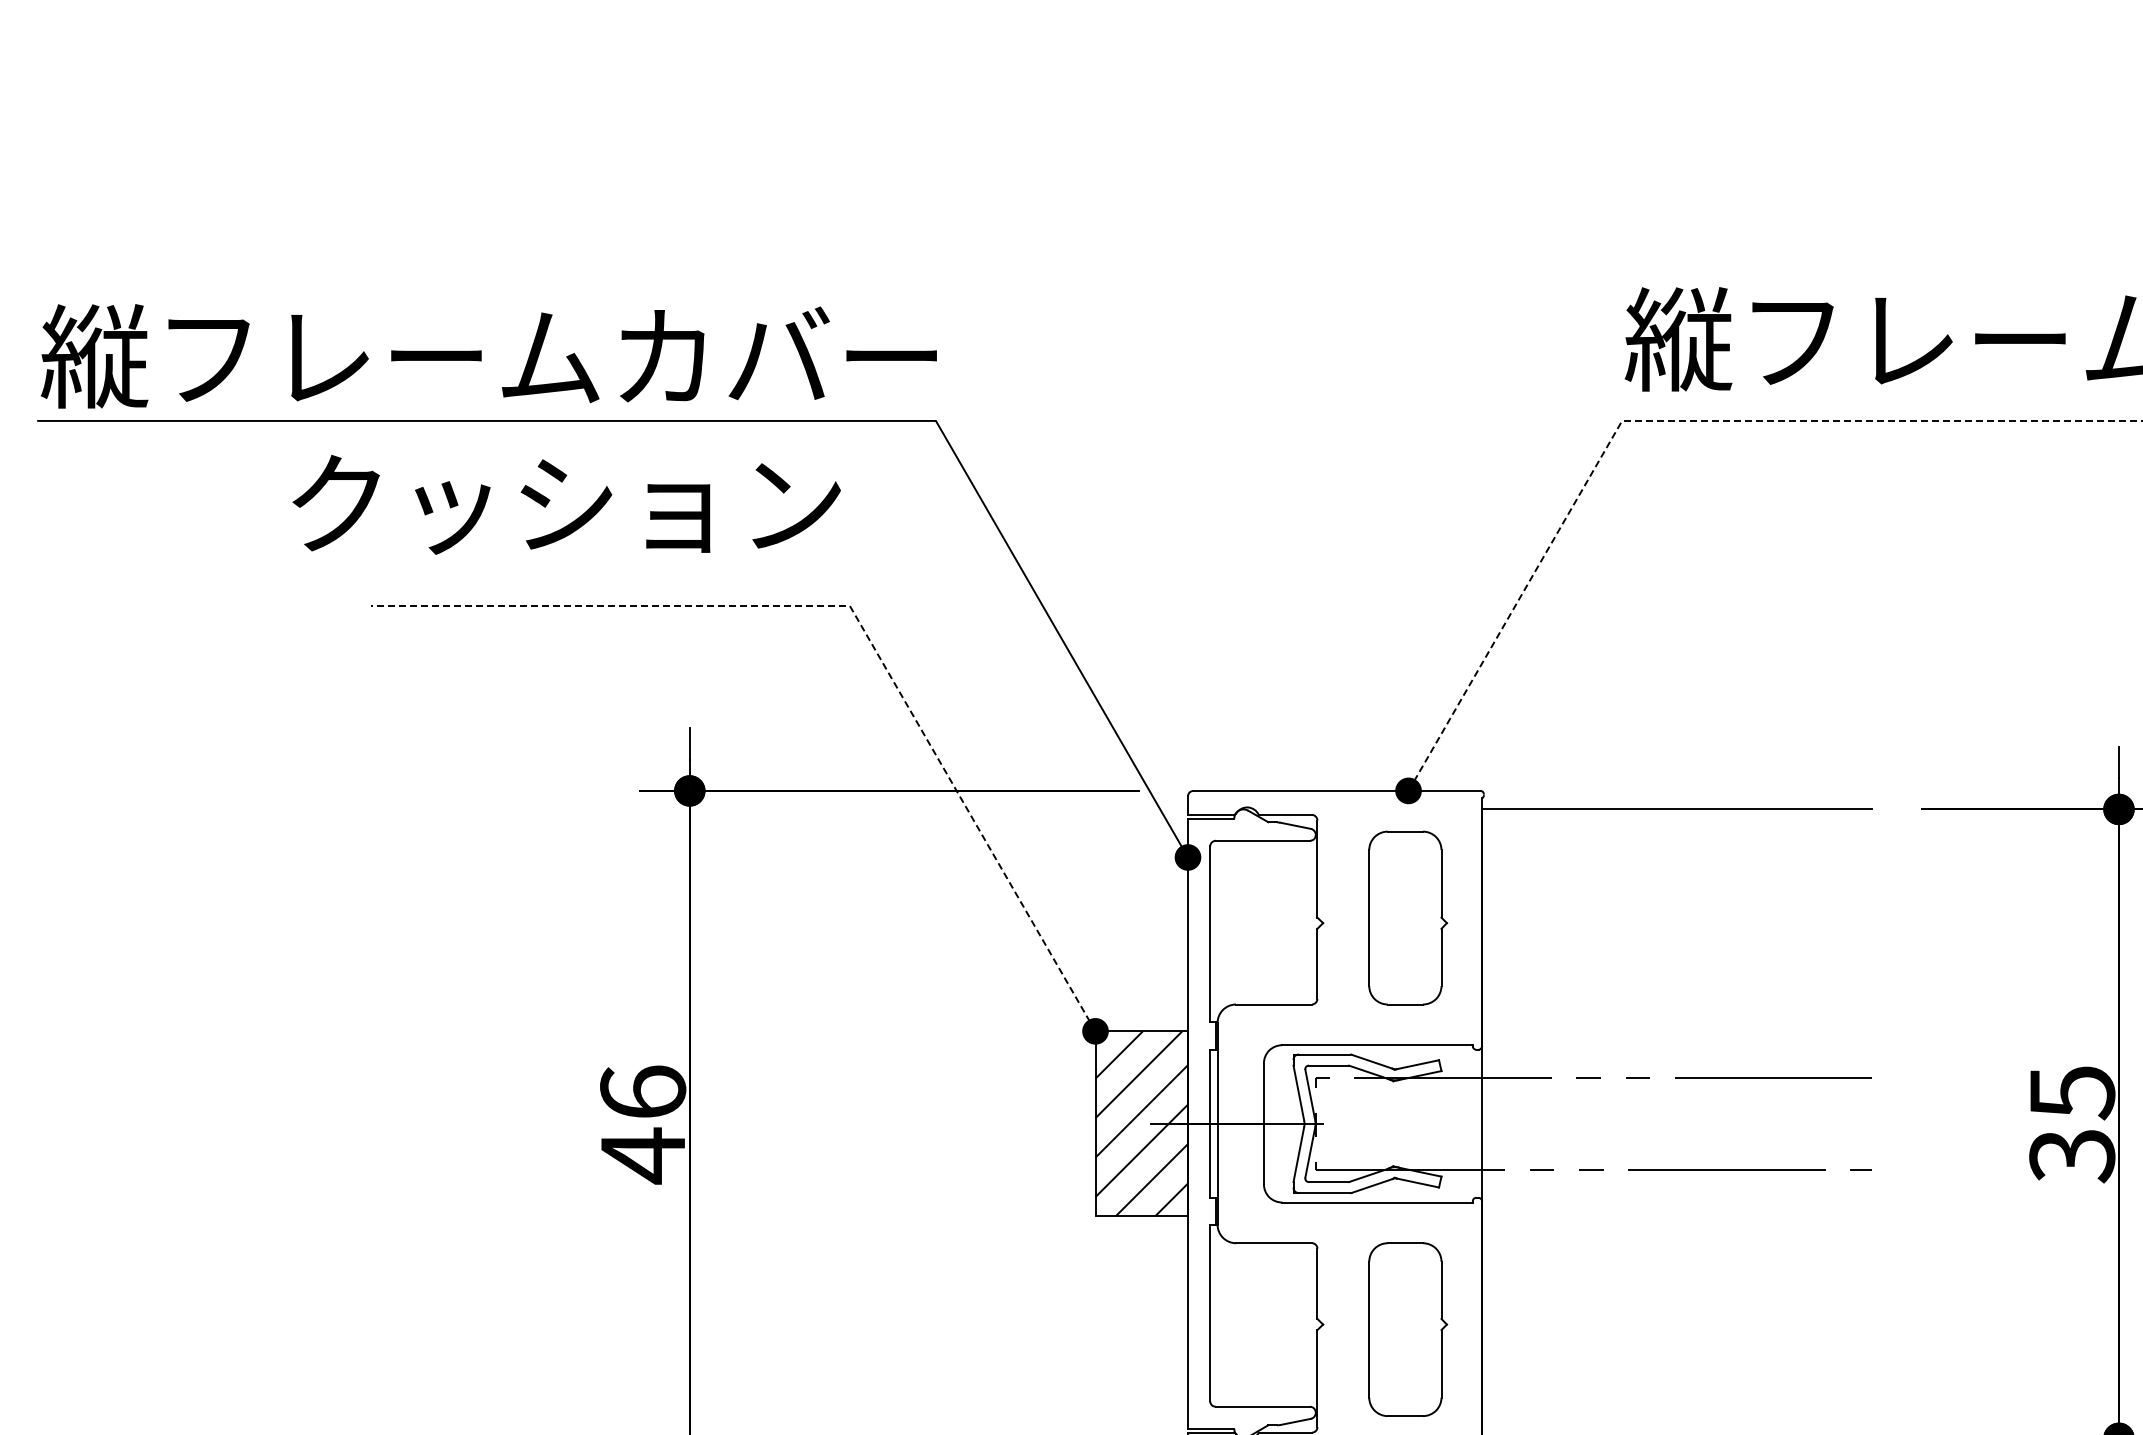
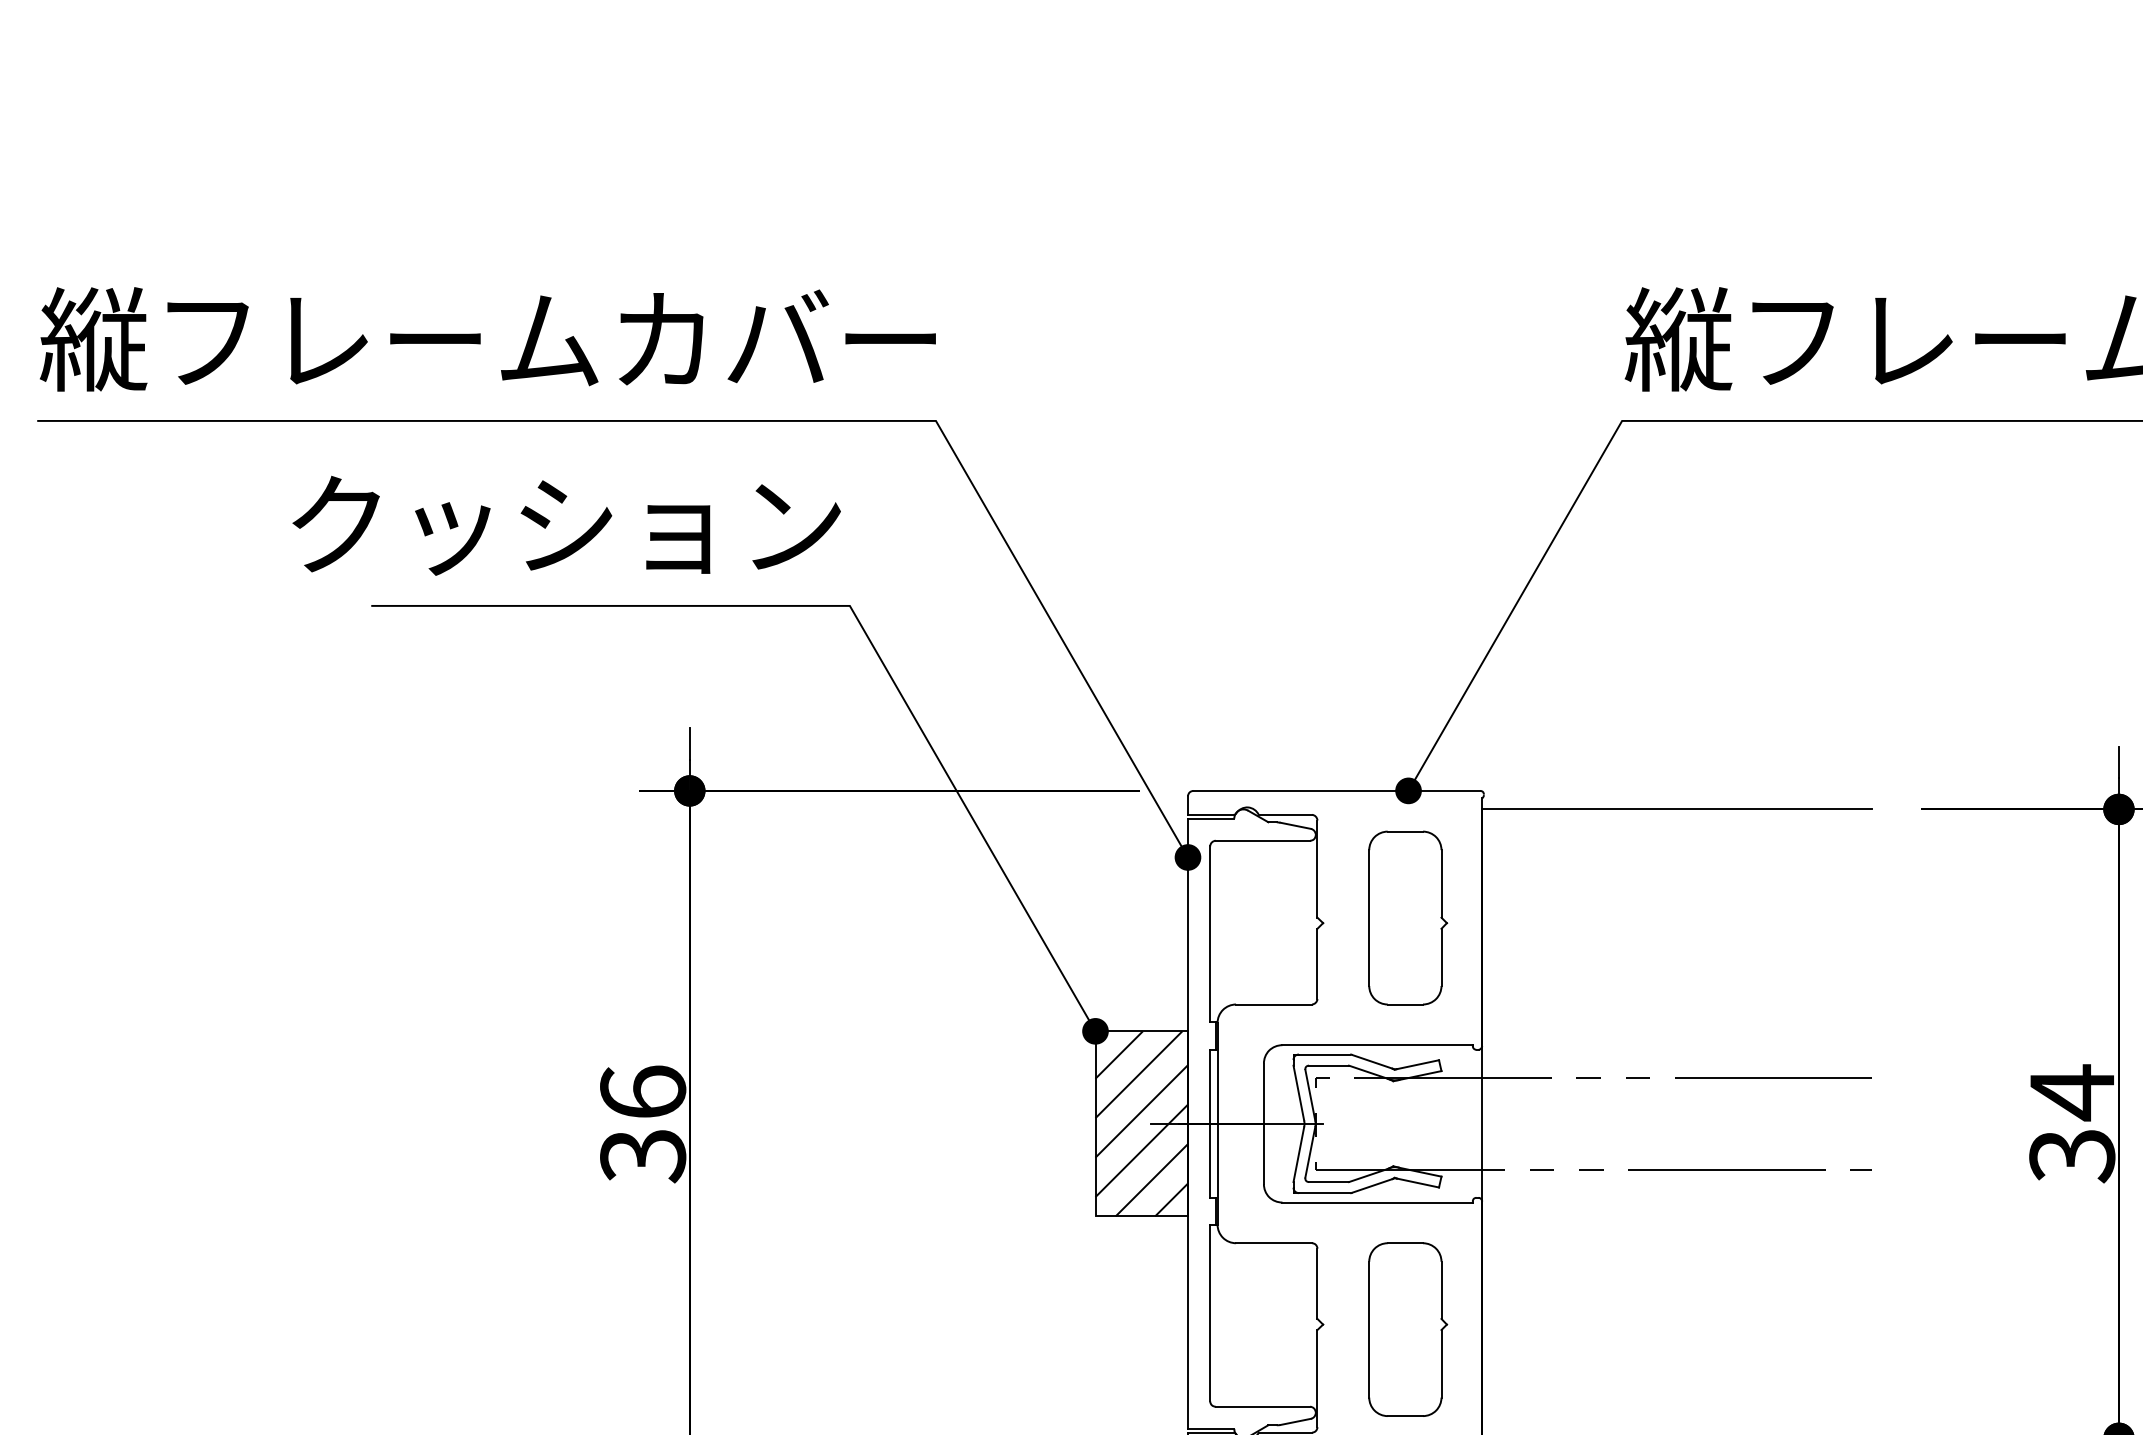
text position: (488, 356) -> (487, 339) (487, 339)
line: dashed -> solid (1668, 420)
text position: (566, 504) -> (566, 525) (566, 525)
line: dashed -> solid (852, 611)
text: 35 -> 34 (2072, 1092)
text: 46 -> 36 (643, 1155)
